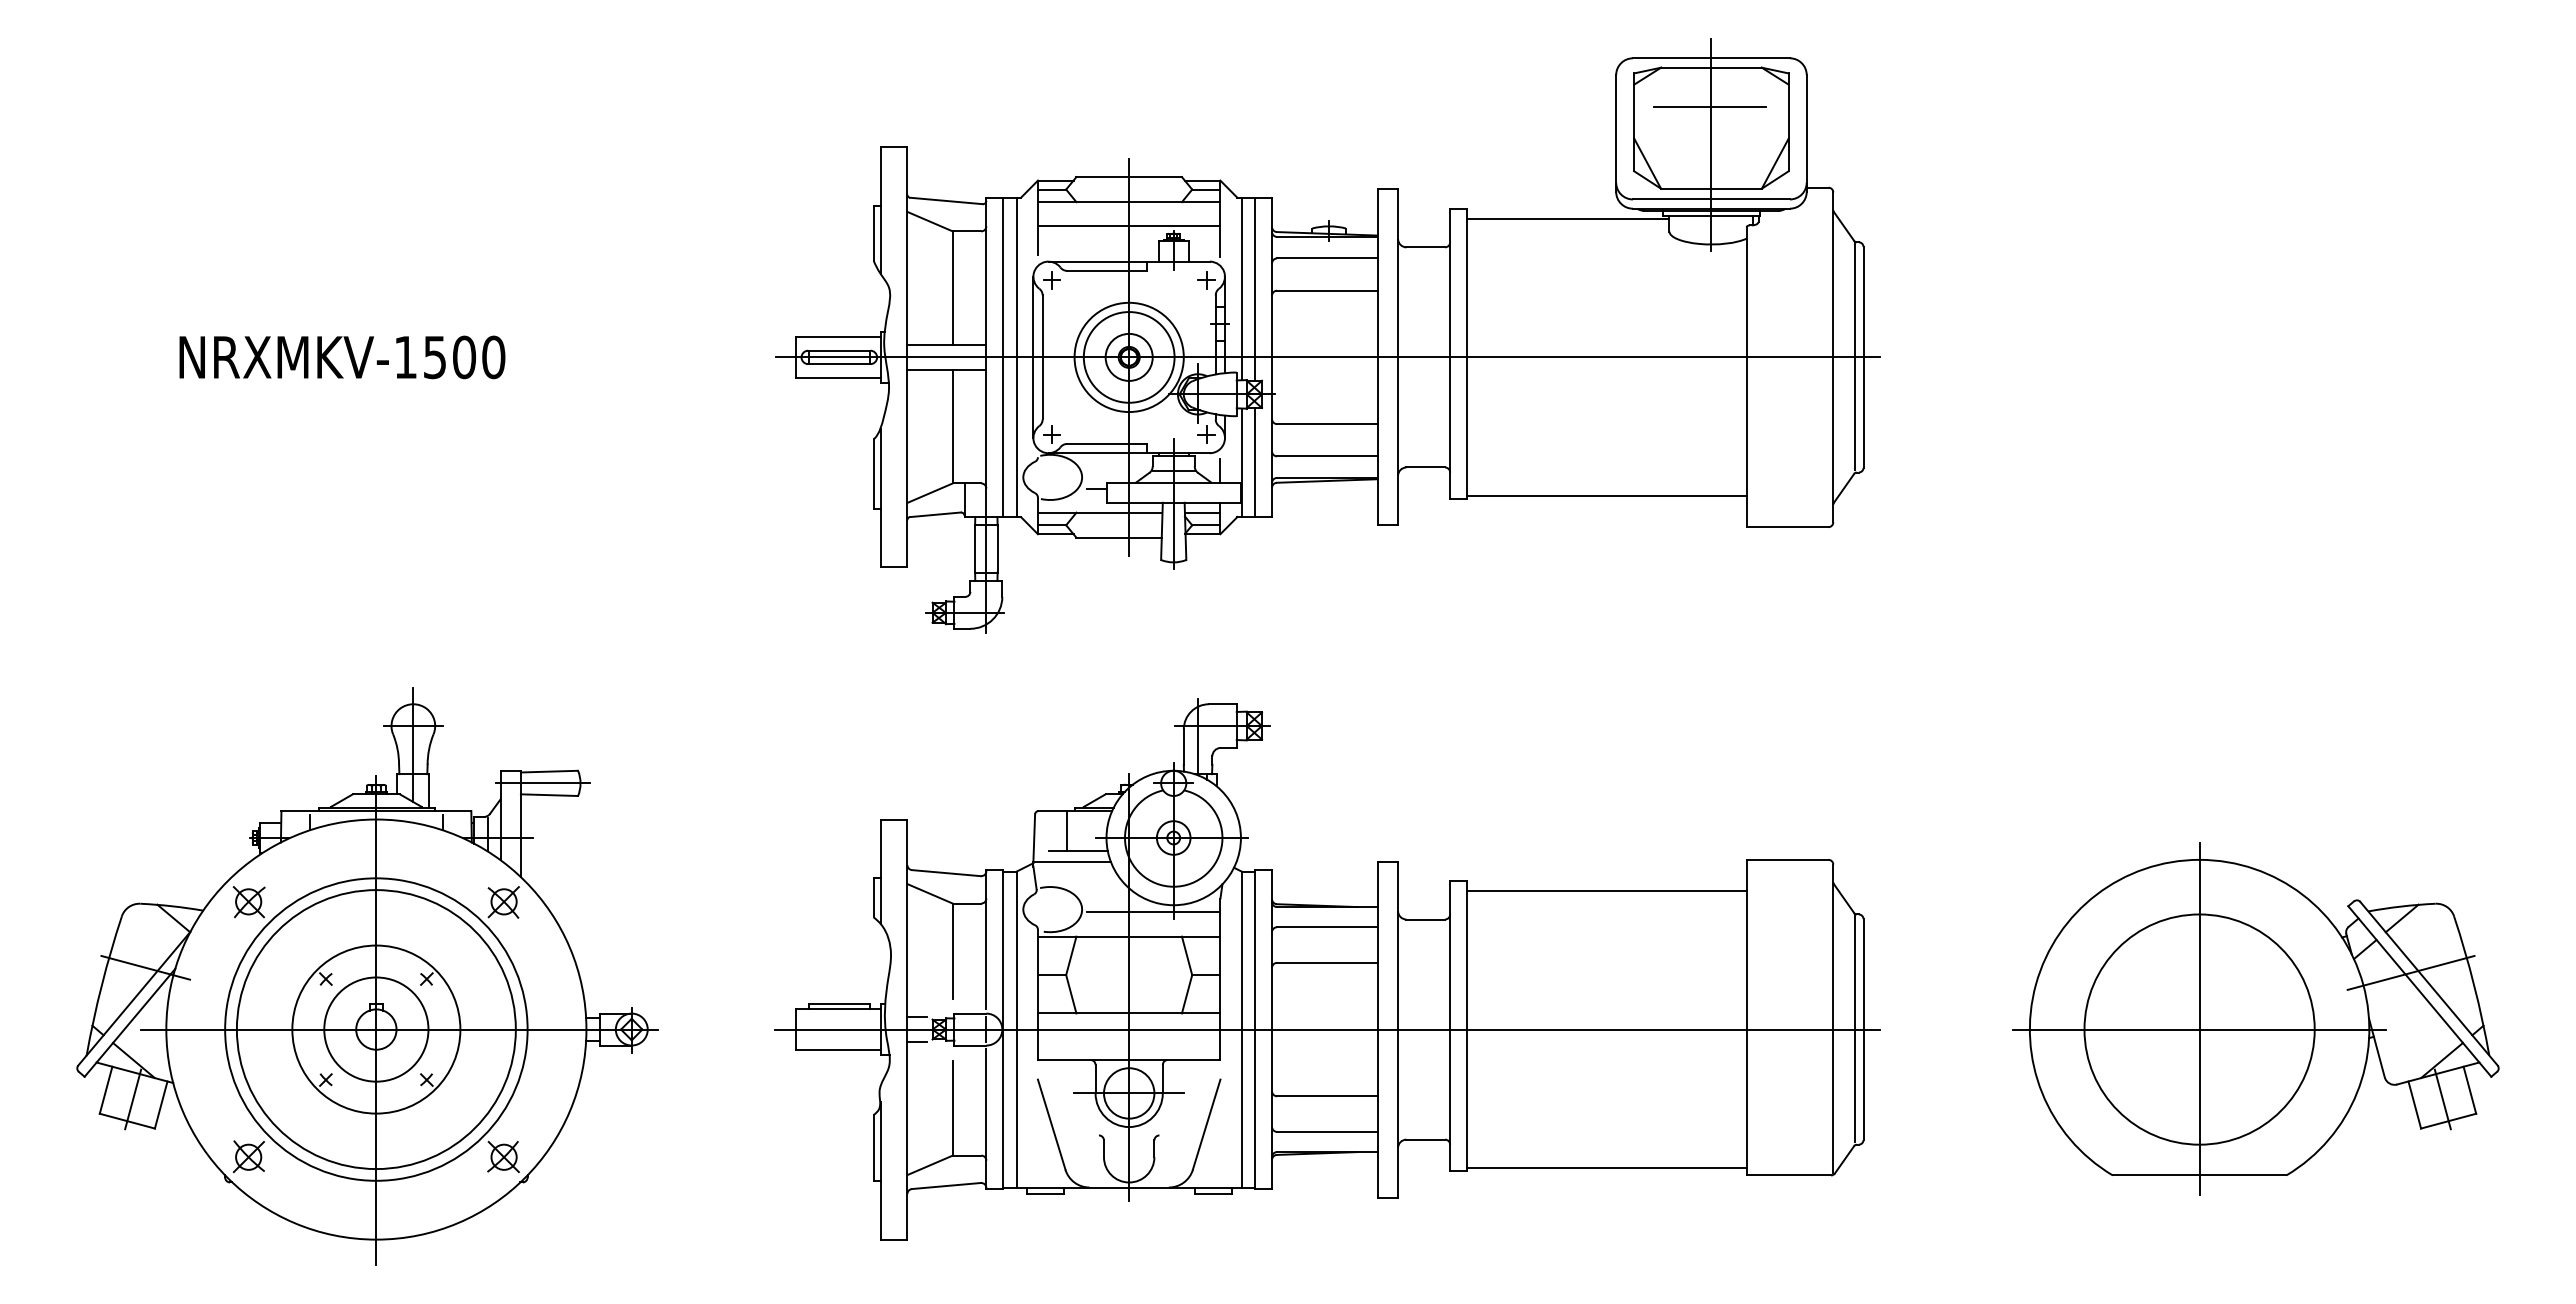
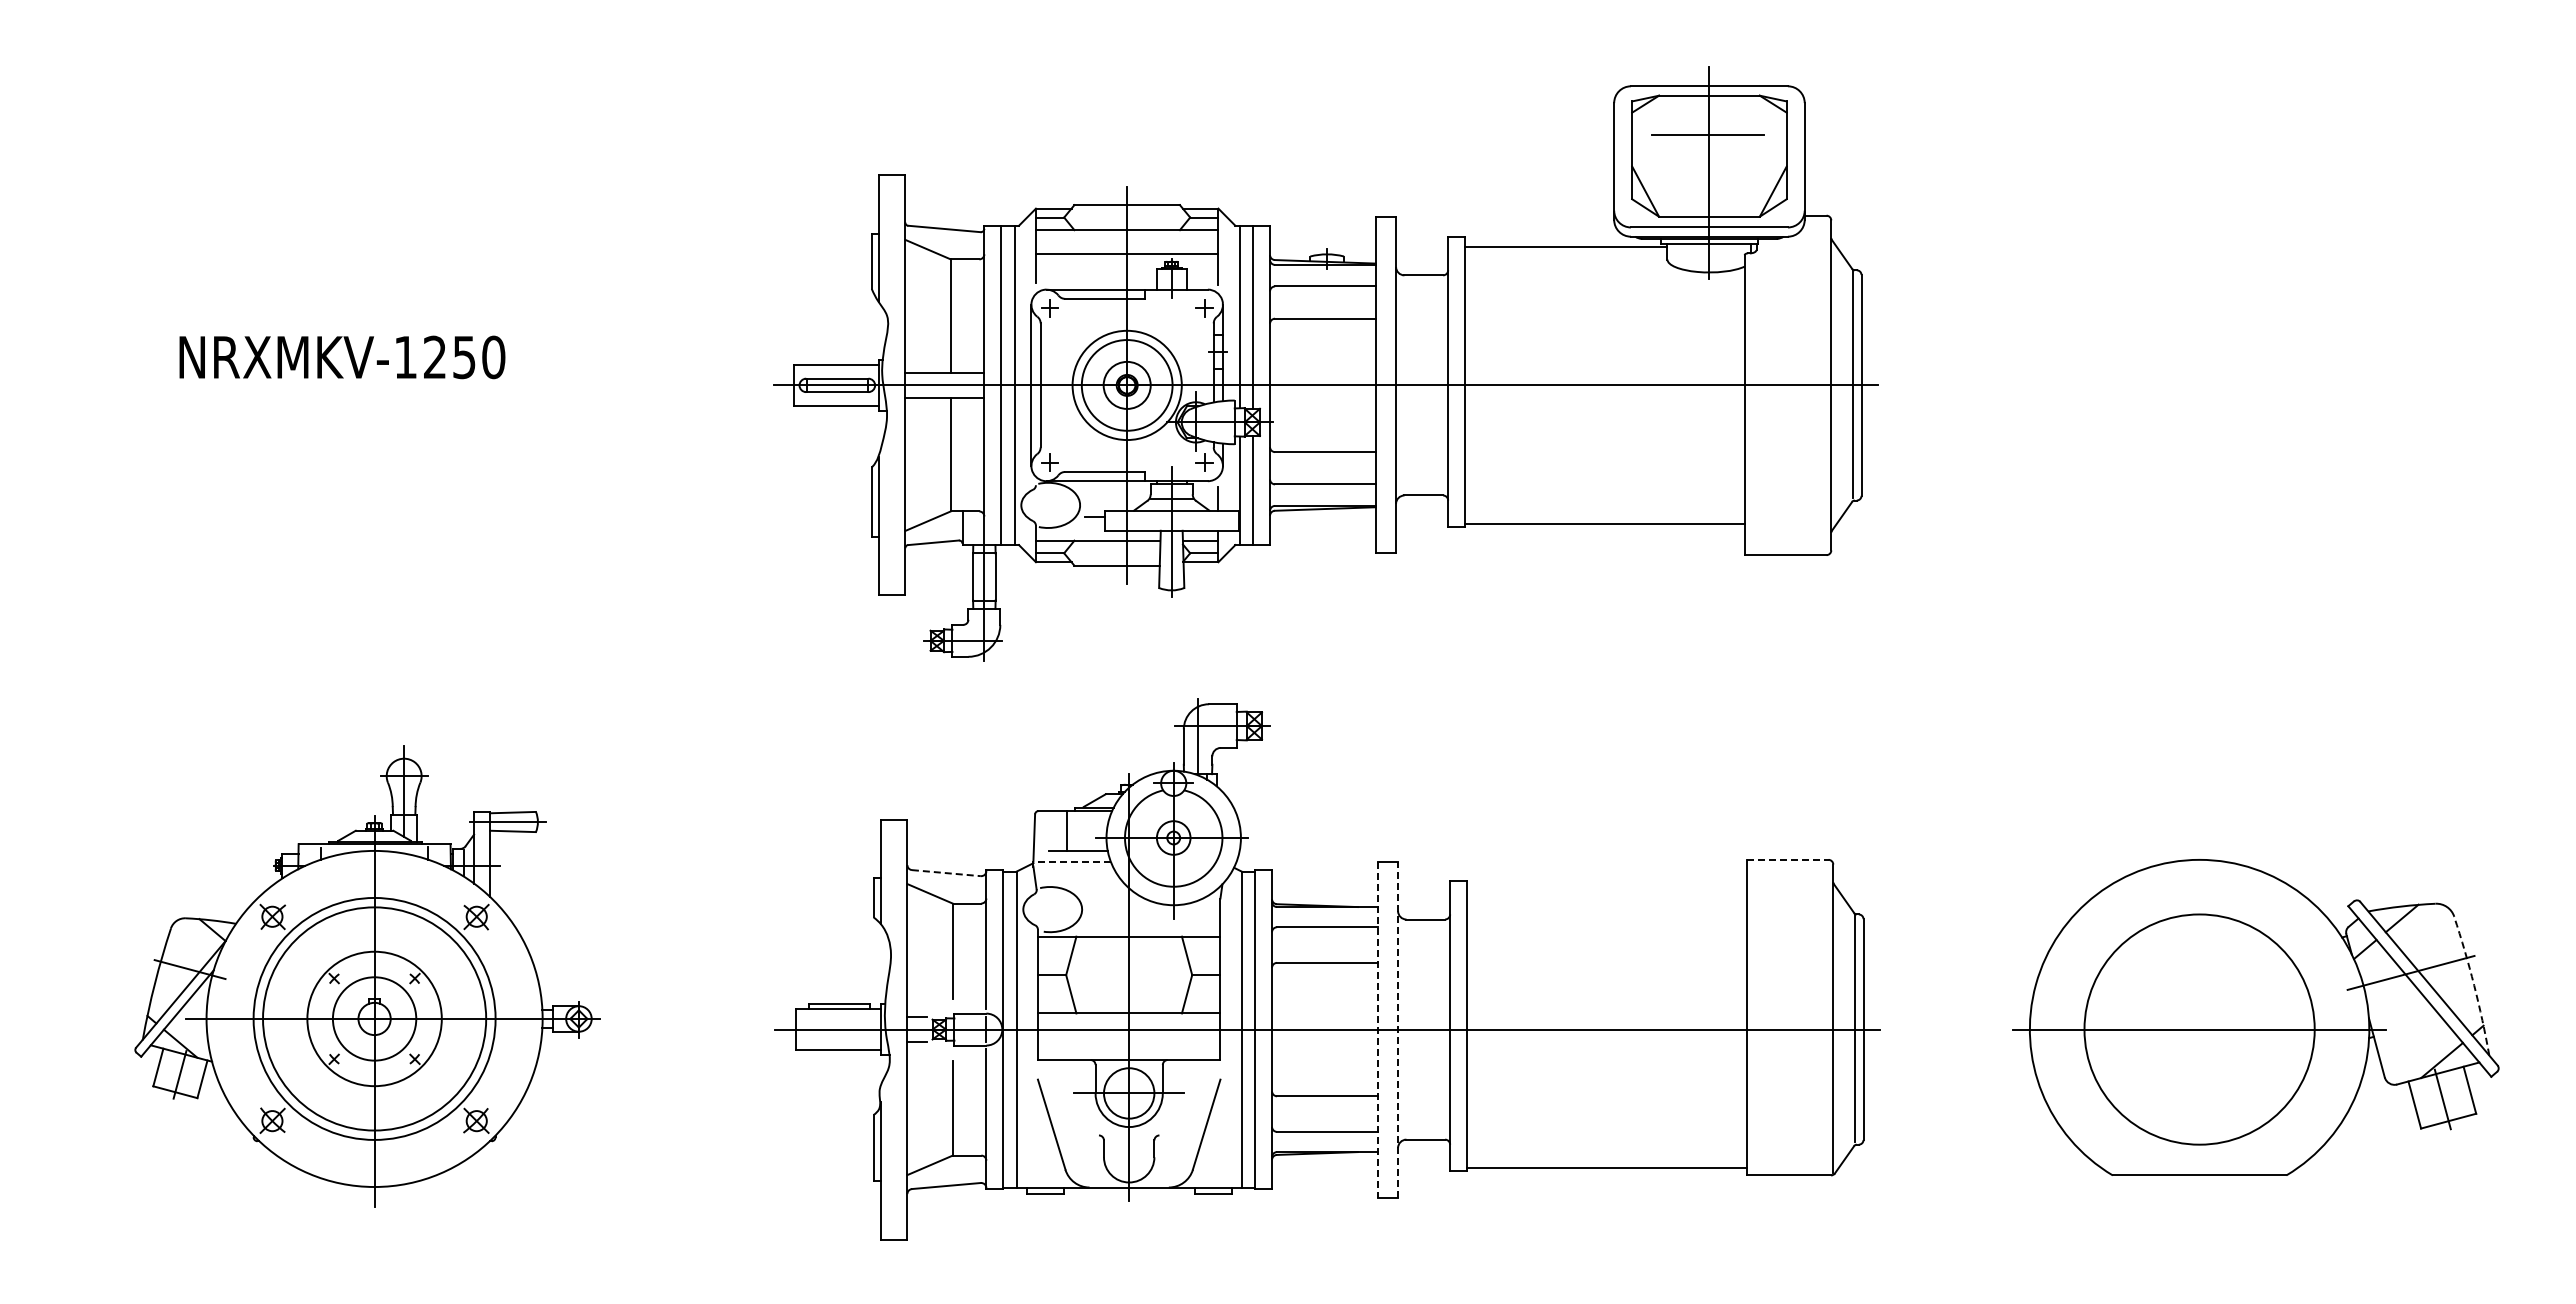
part position: (1327, 335) -> (1325, 363) (1325, 363)
text: NRXMKV-1500 -> NRXMKV-1250 (450, 357)
line: solid -> dashed (1787, 859)
line: solid -> dashed (1072, 861)
line: solid -> dashed (946, 873)
line: present -> none (1606, 890)
line: present -> none (1153, 911)
part size: 583x579 px -> 467x463 px (367, 976)
arc: solid -> dashed (2474, 985)
line: present -> none (2199, 1018)
line: solid -> dashed (1398, 1029)
line: solid -> dashed (1377, 1030)
